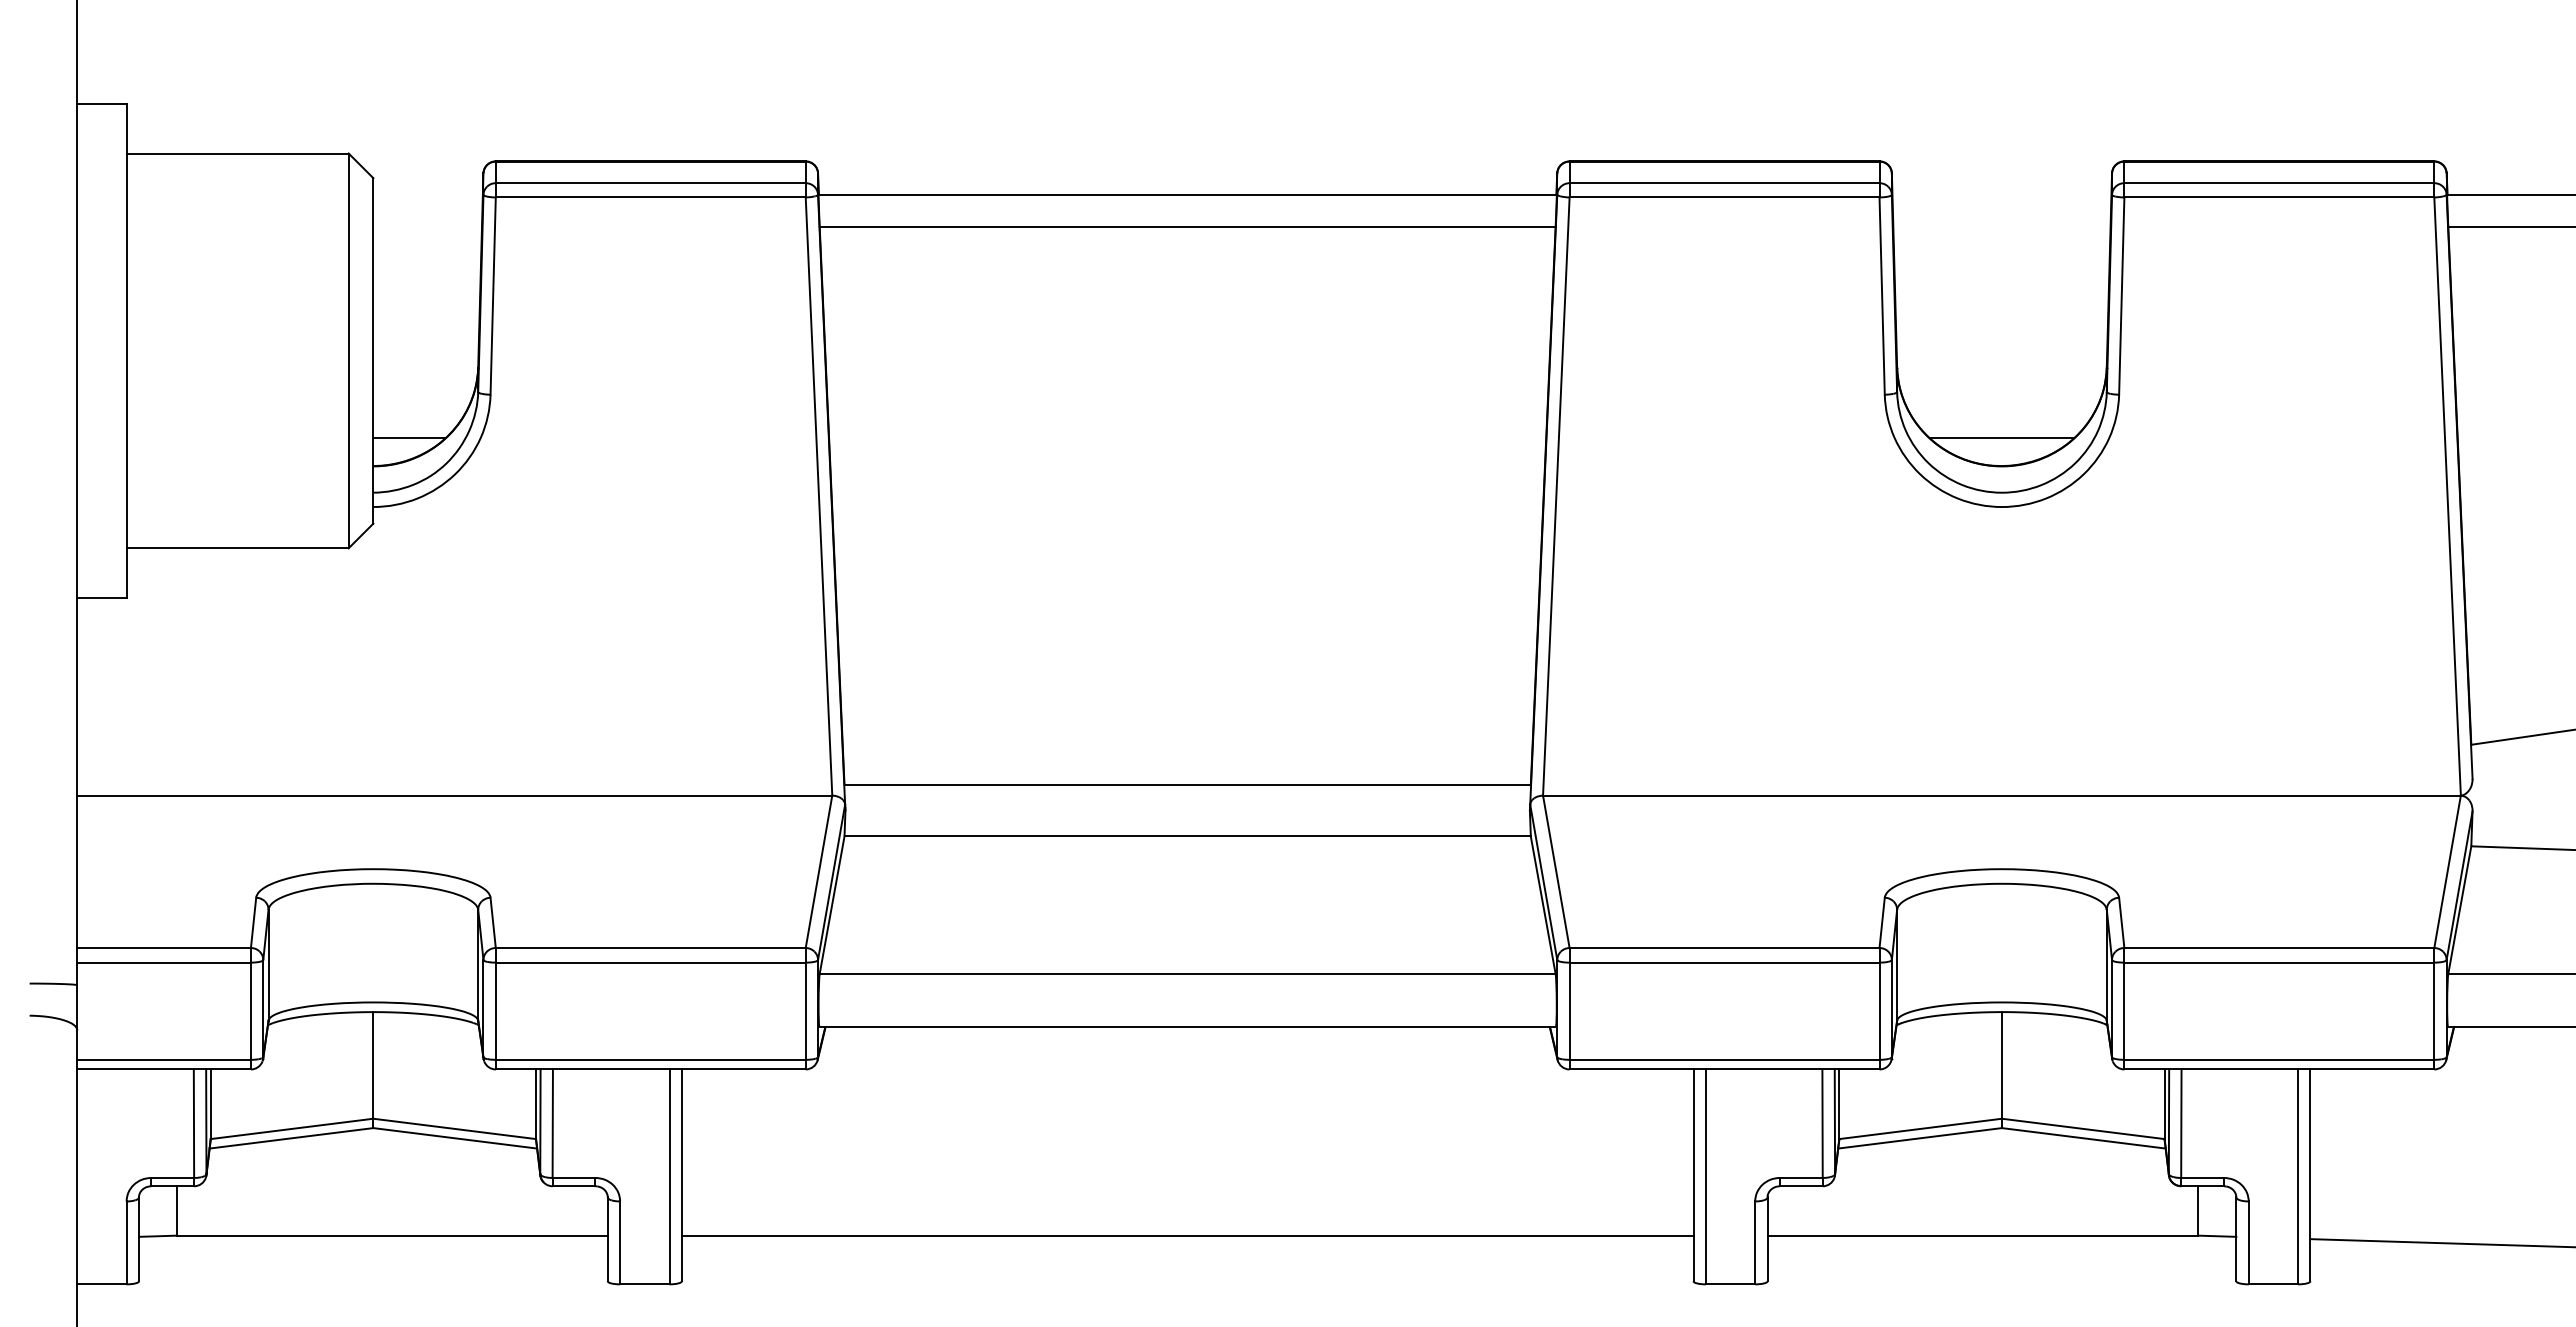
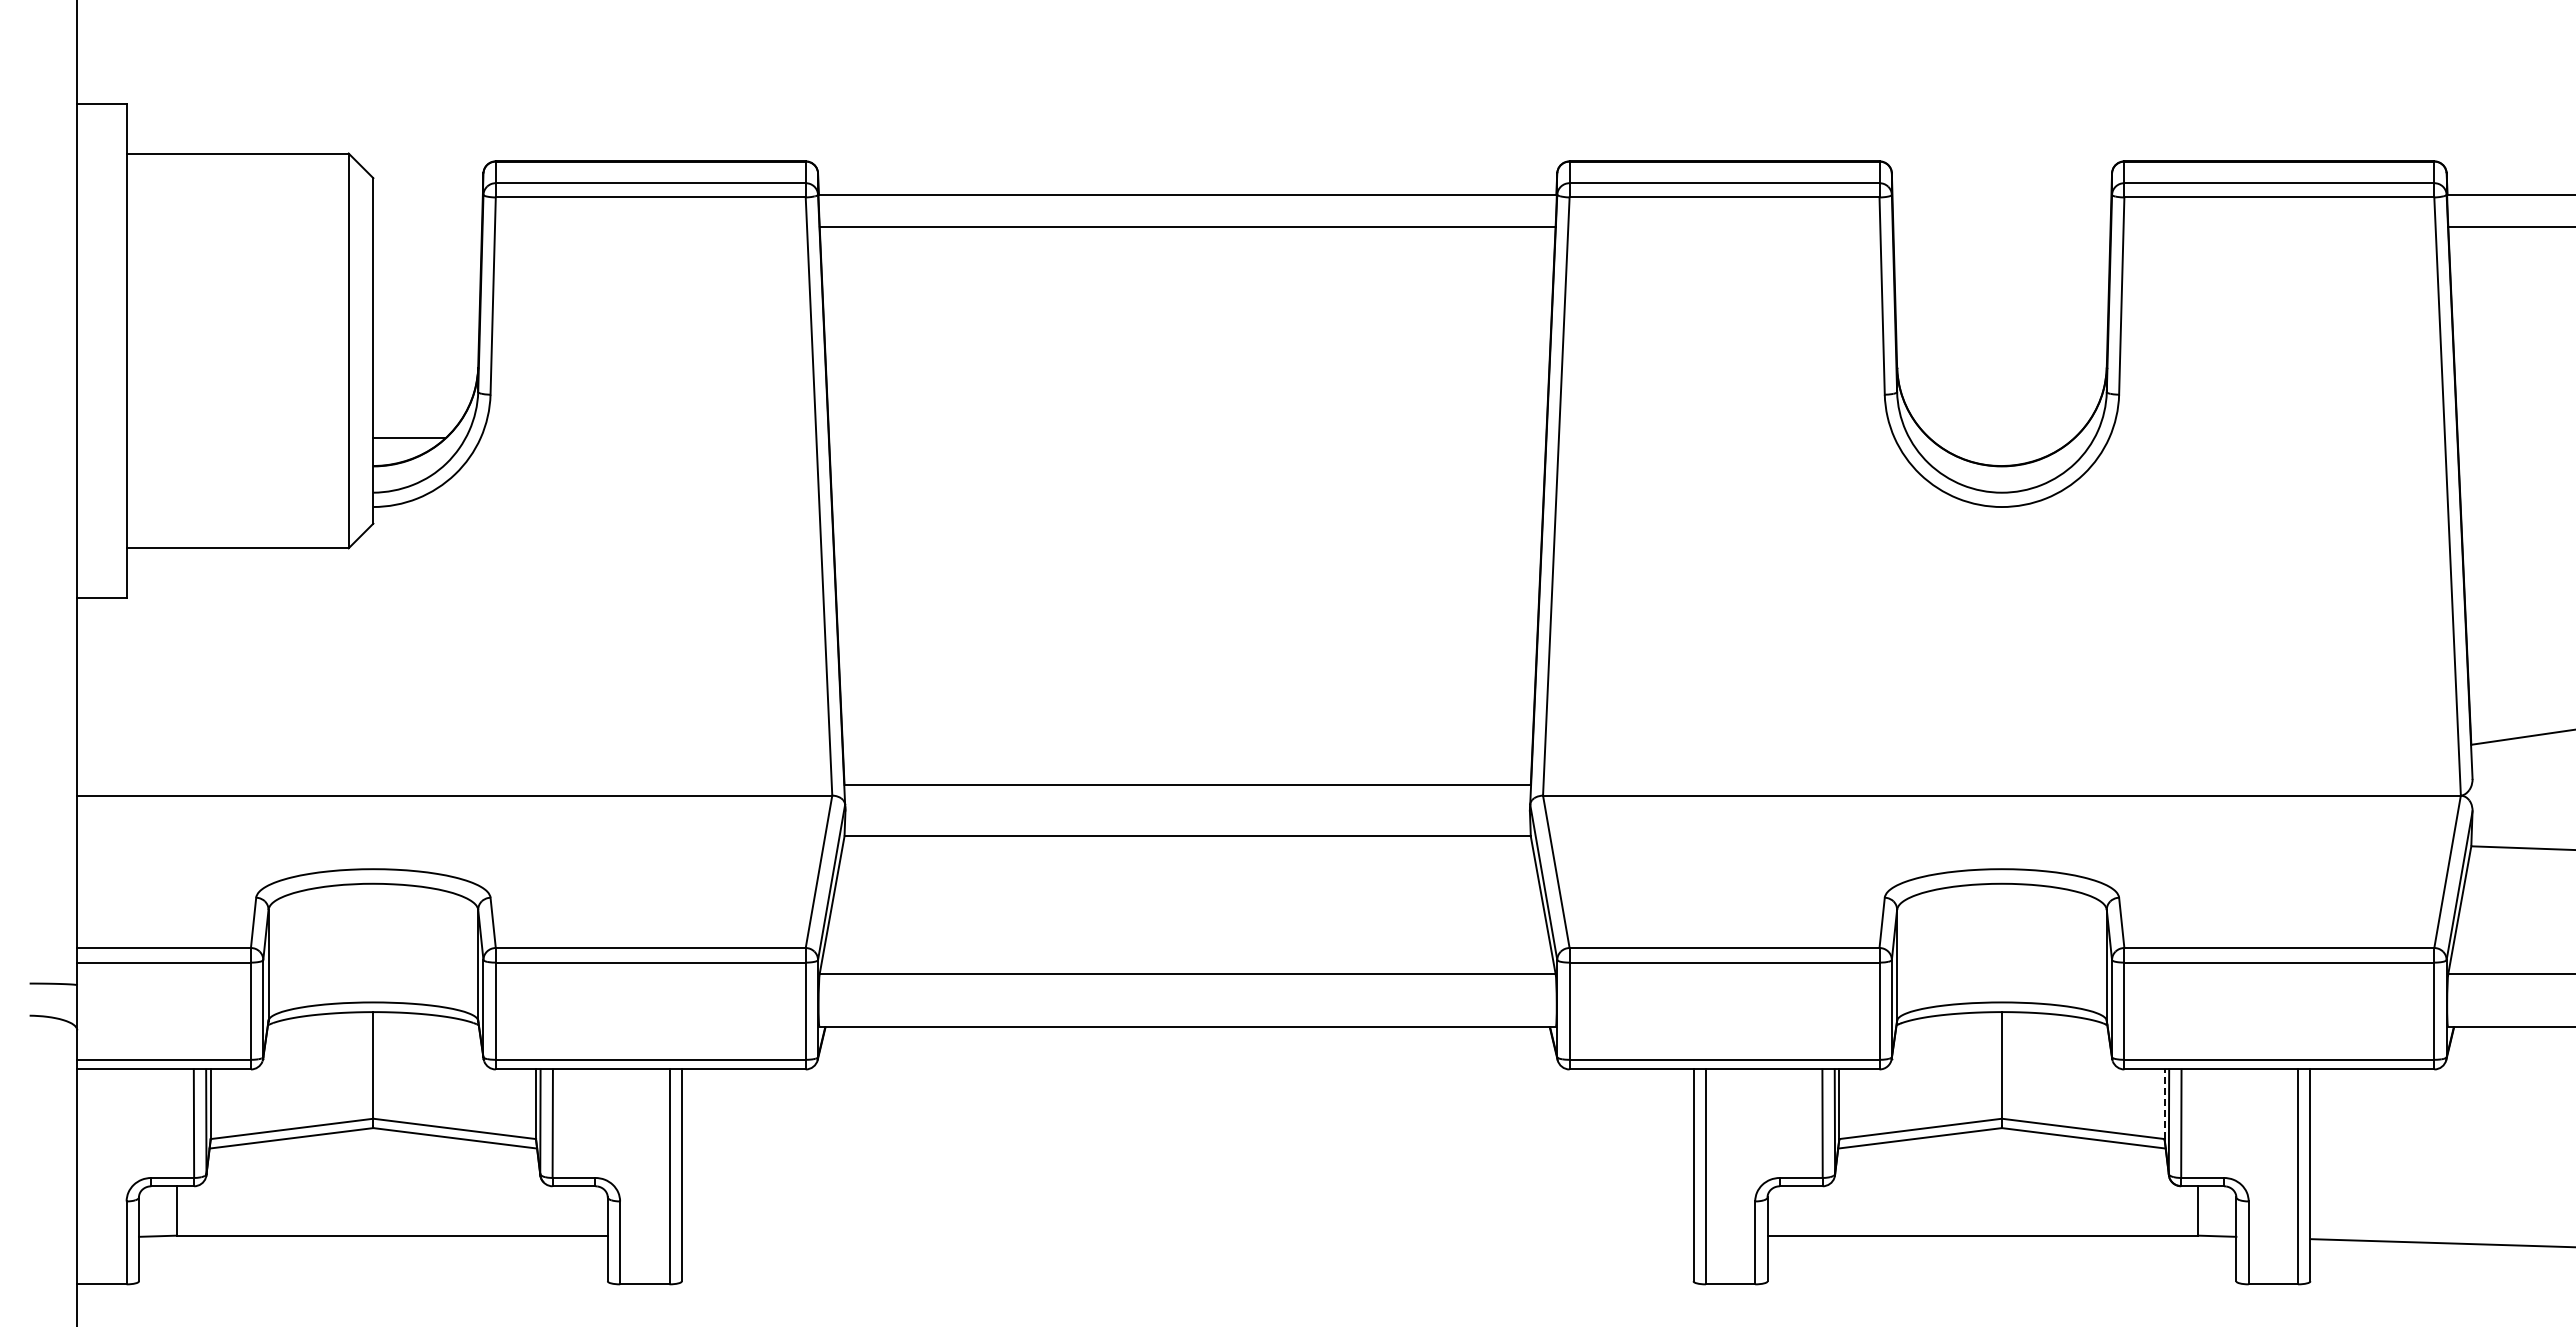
line: present -> none (2001, 438)
line: solid -> dashed (2164, 1104)
line: present -> none (1187, 1235)
